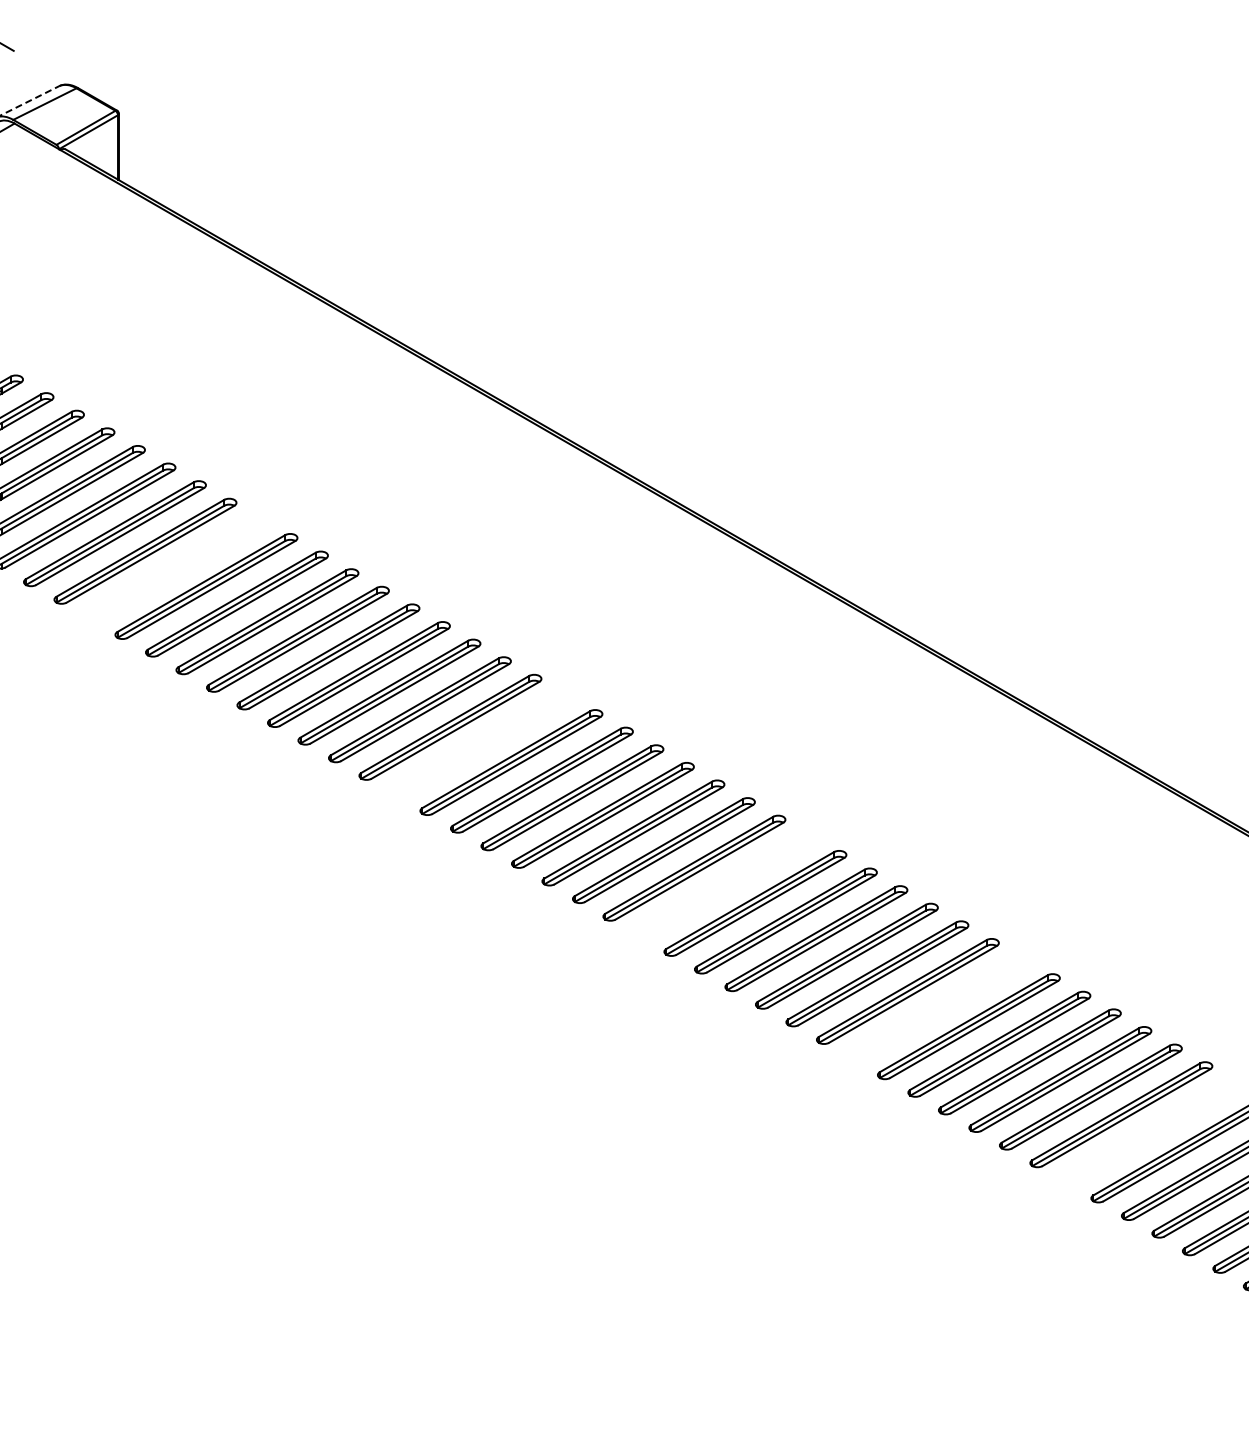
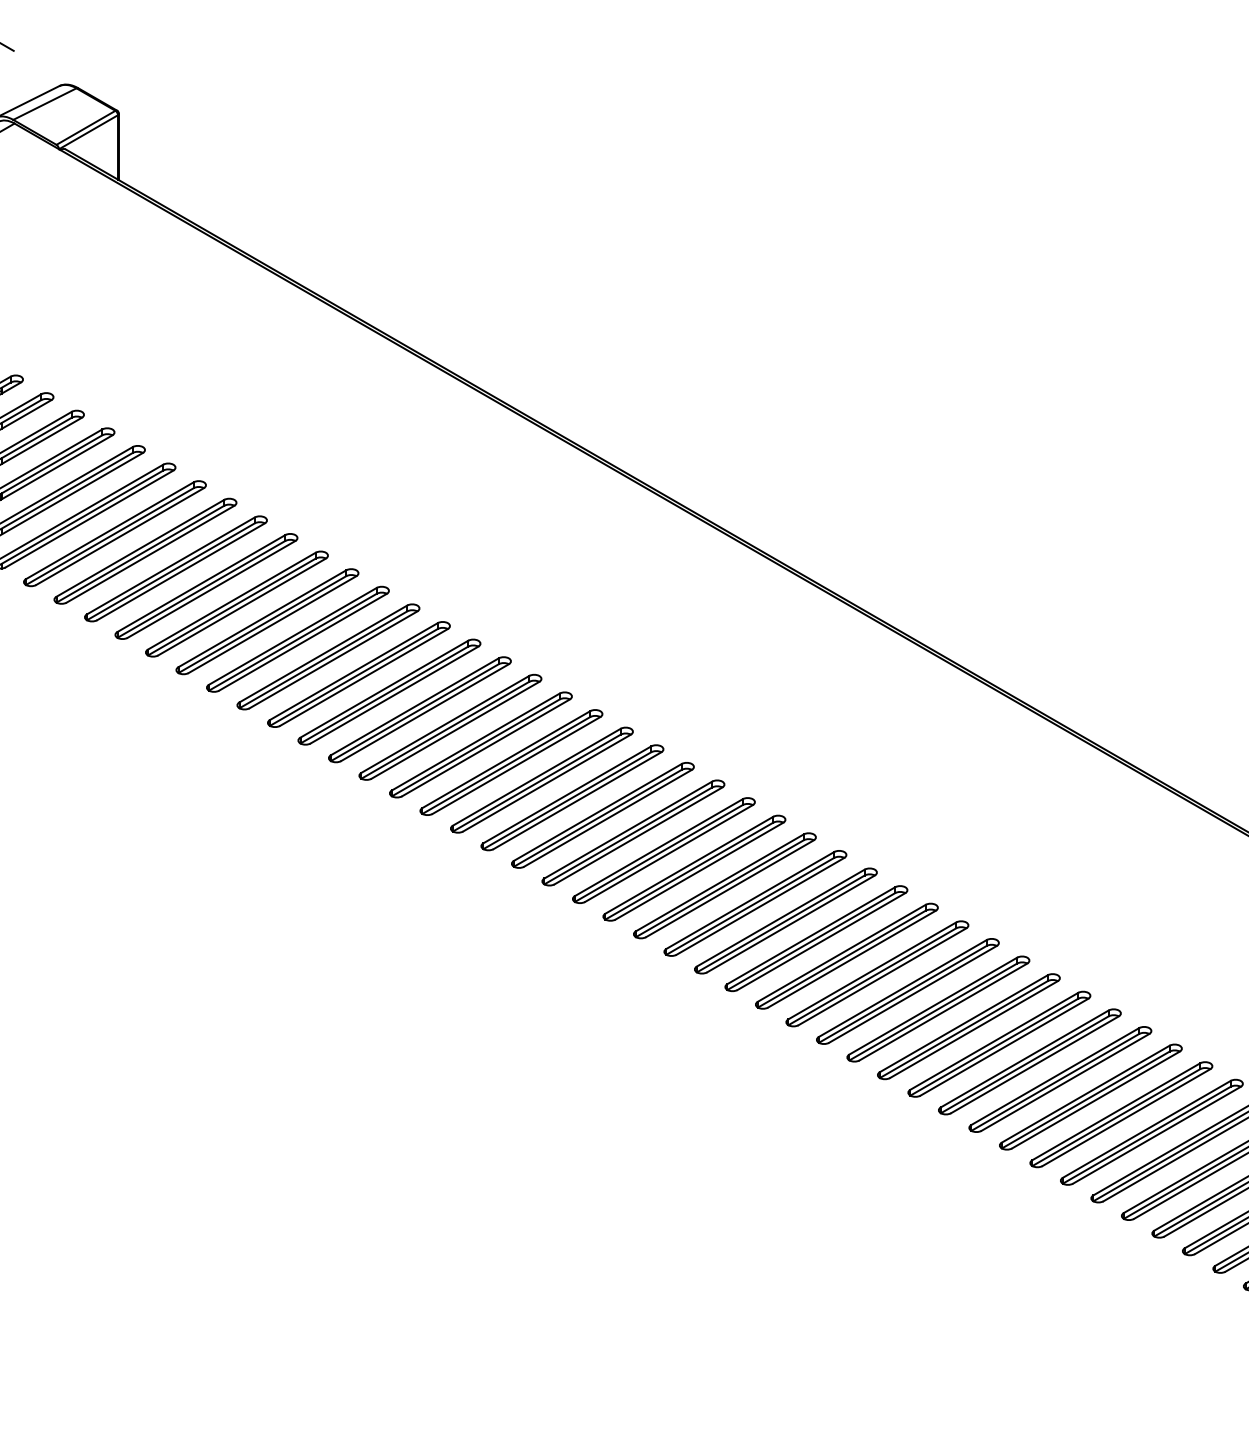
line: dashed -> solid (29, 100)
part: none -> present (175, 568)
part: none -> present (480, 744)
part: none -> present (724, 885)
part: none -> present (938, 1008)
part: none -> present (1151, 1131)
